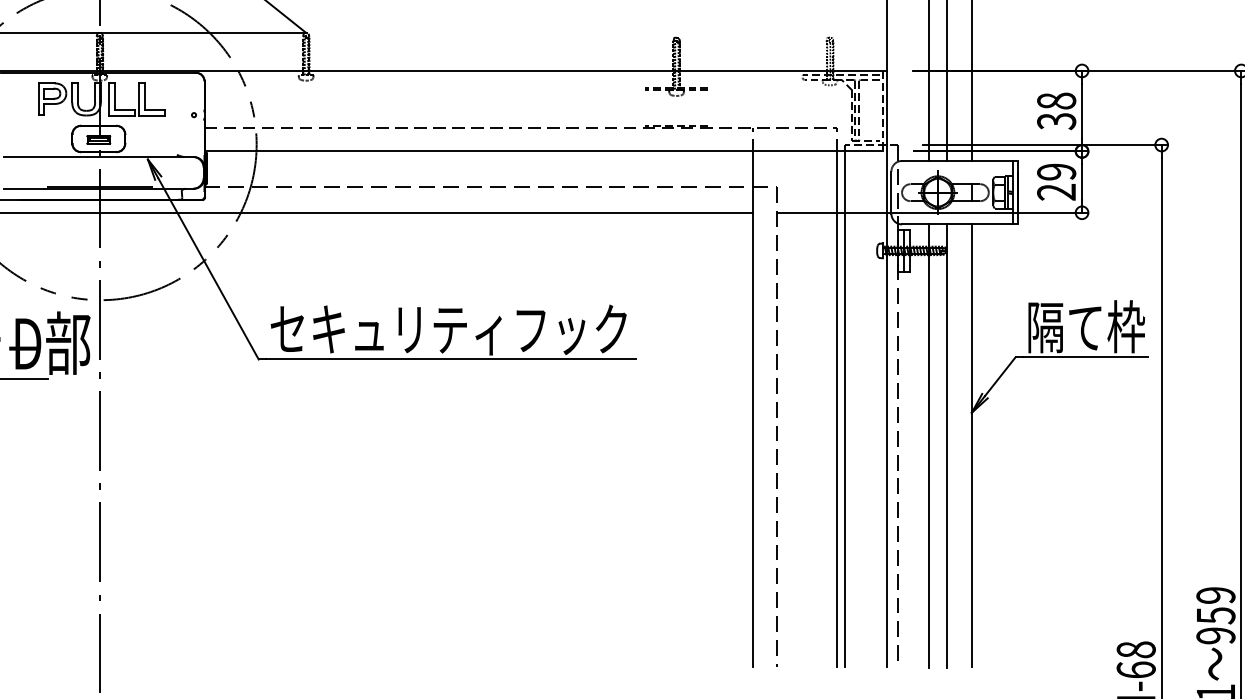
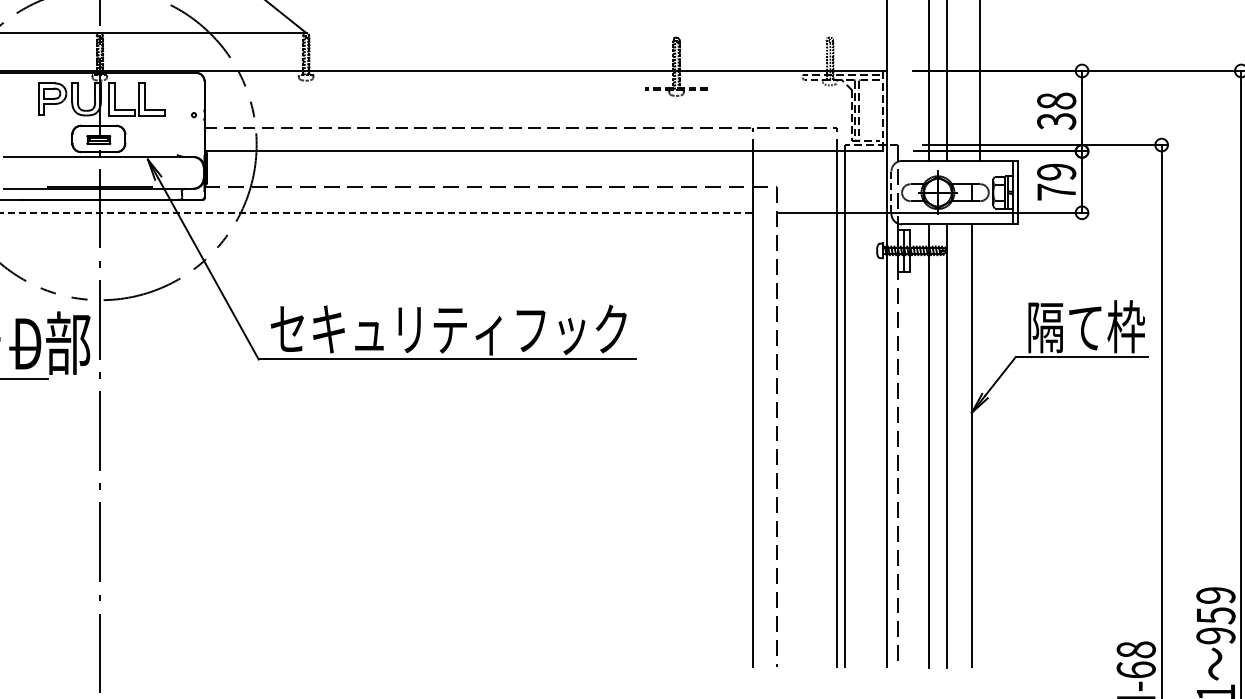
line position: (971, 81) -> (979, 81) (979, 81)
line: present -> none (676, 125)
text: 29 -> 79 (1056, 191)
line: solid -> dashed (891, 193)
line: solid -> dashed (377, 212)
